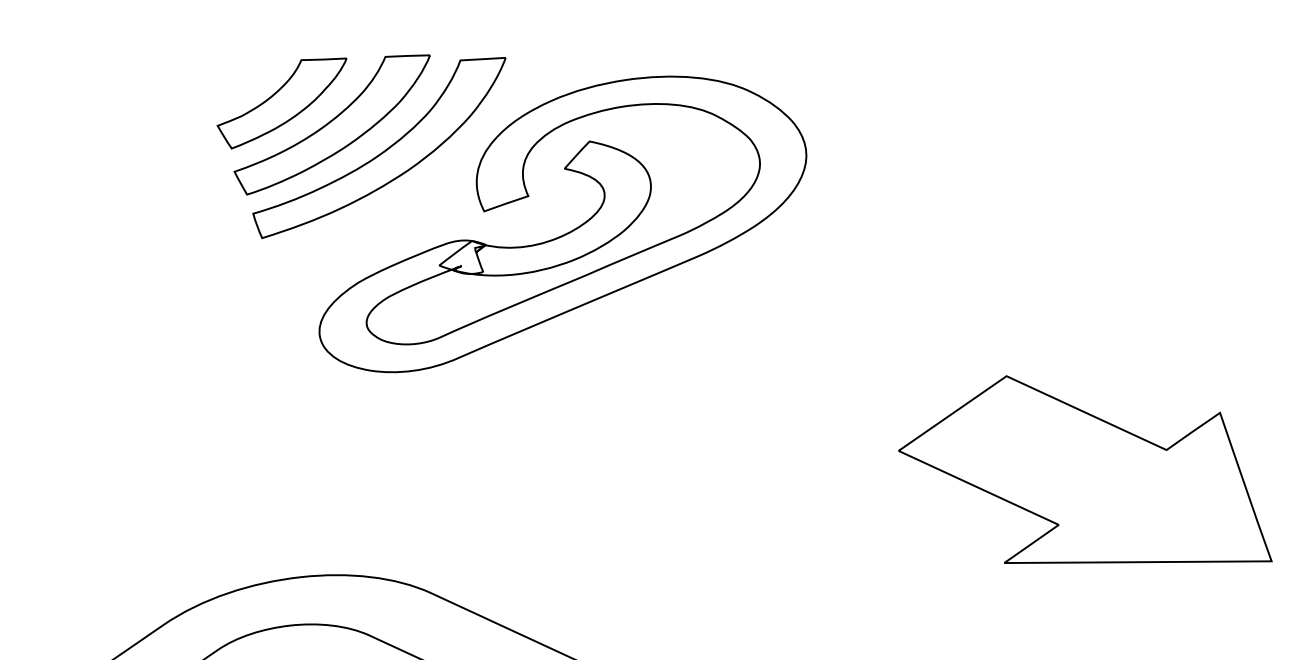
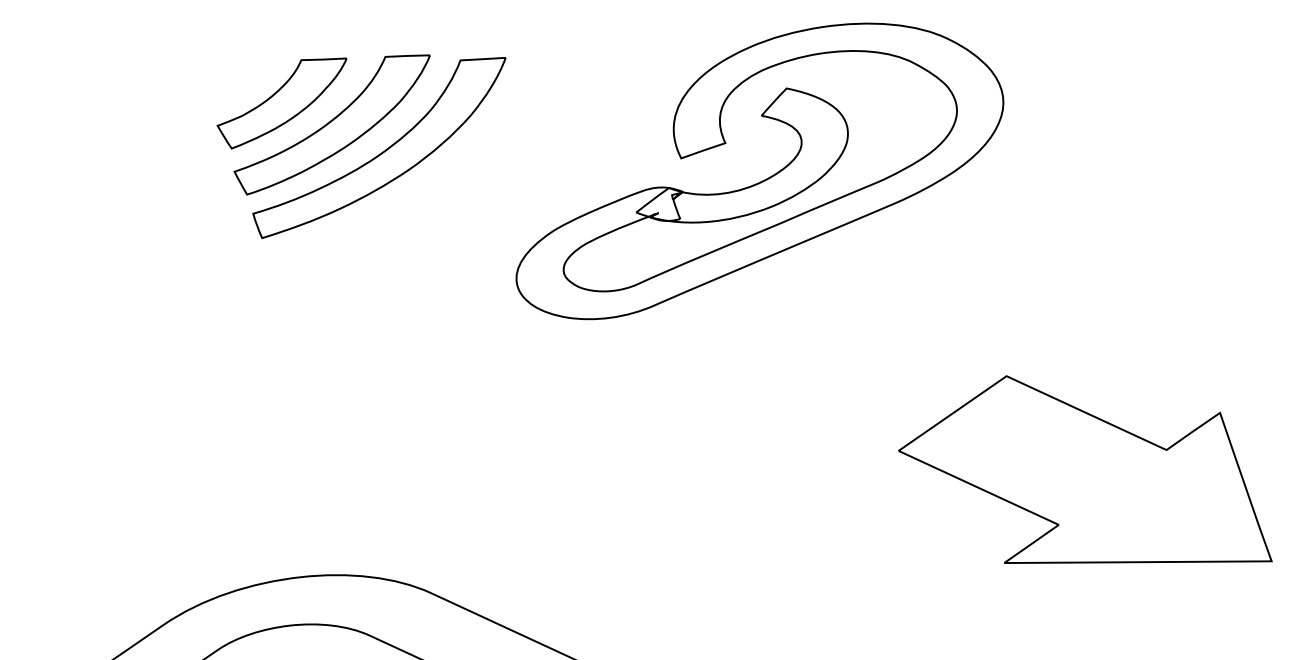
part position: (567, 232) -> (764, 179) (764, 179)
